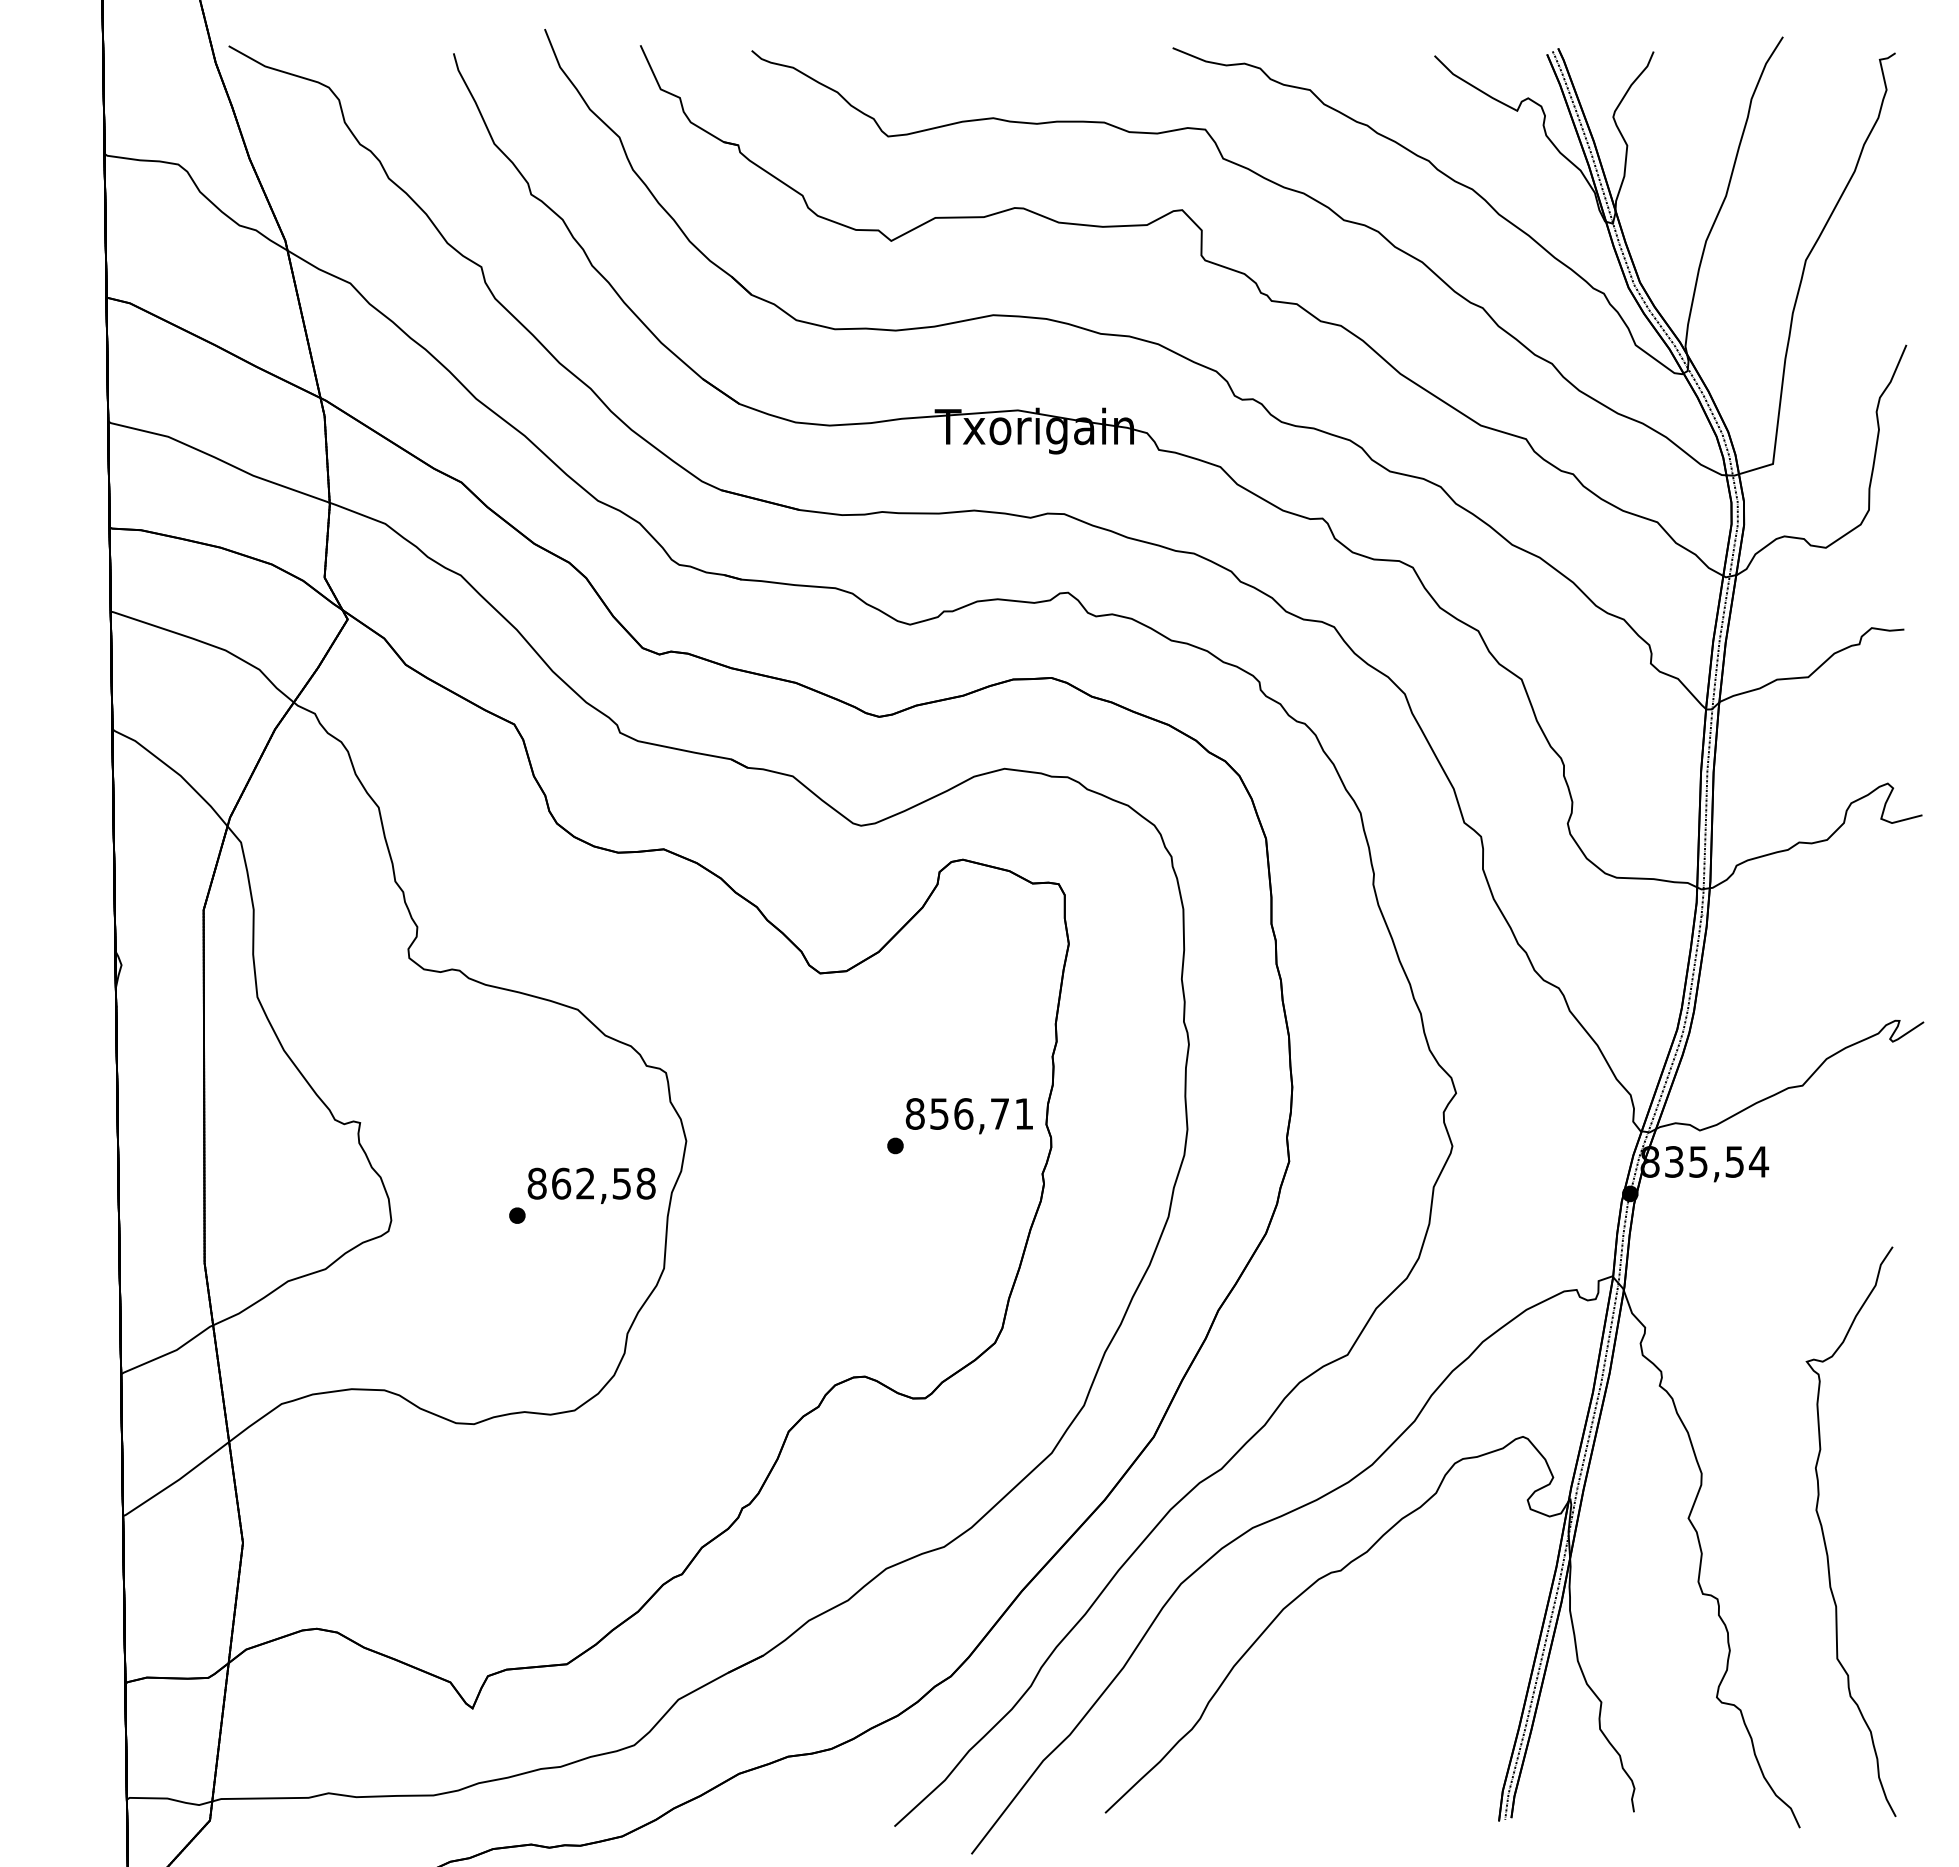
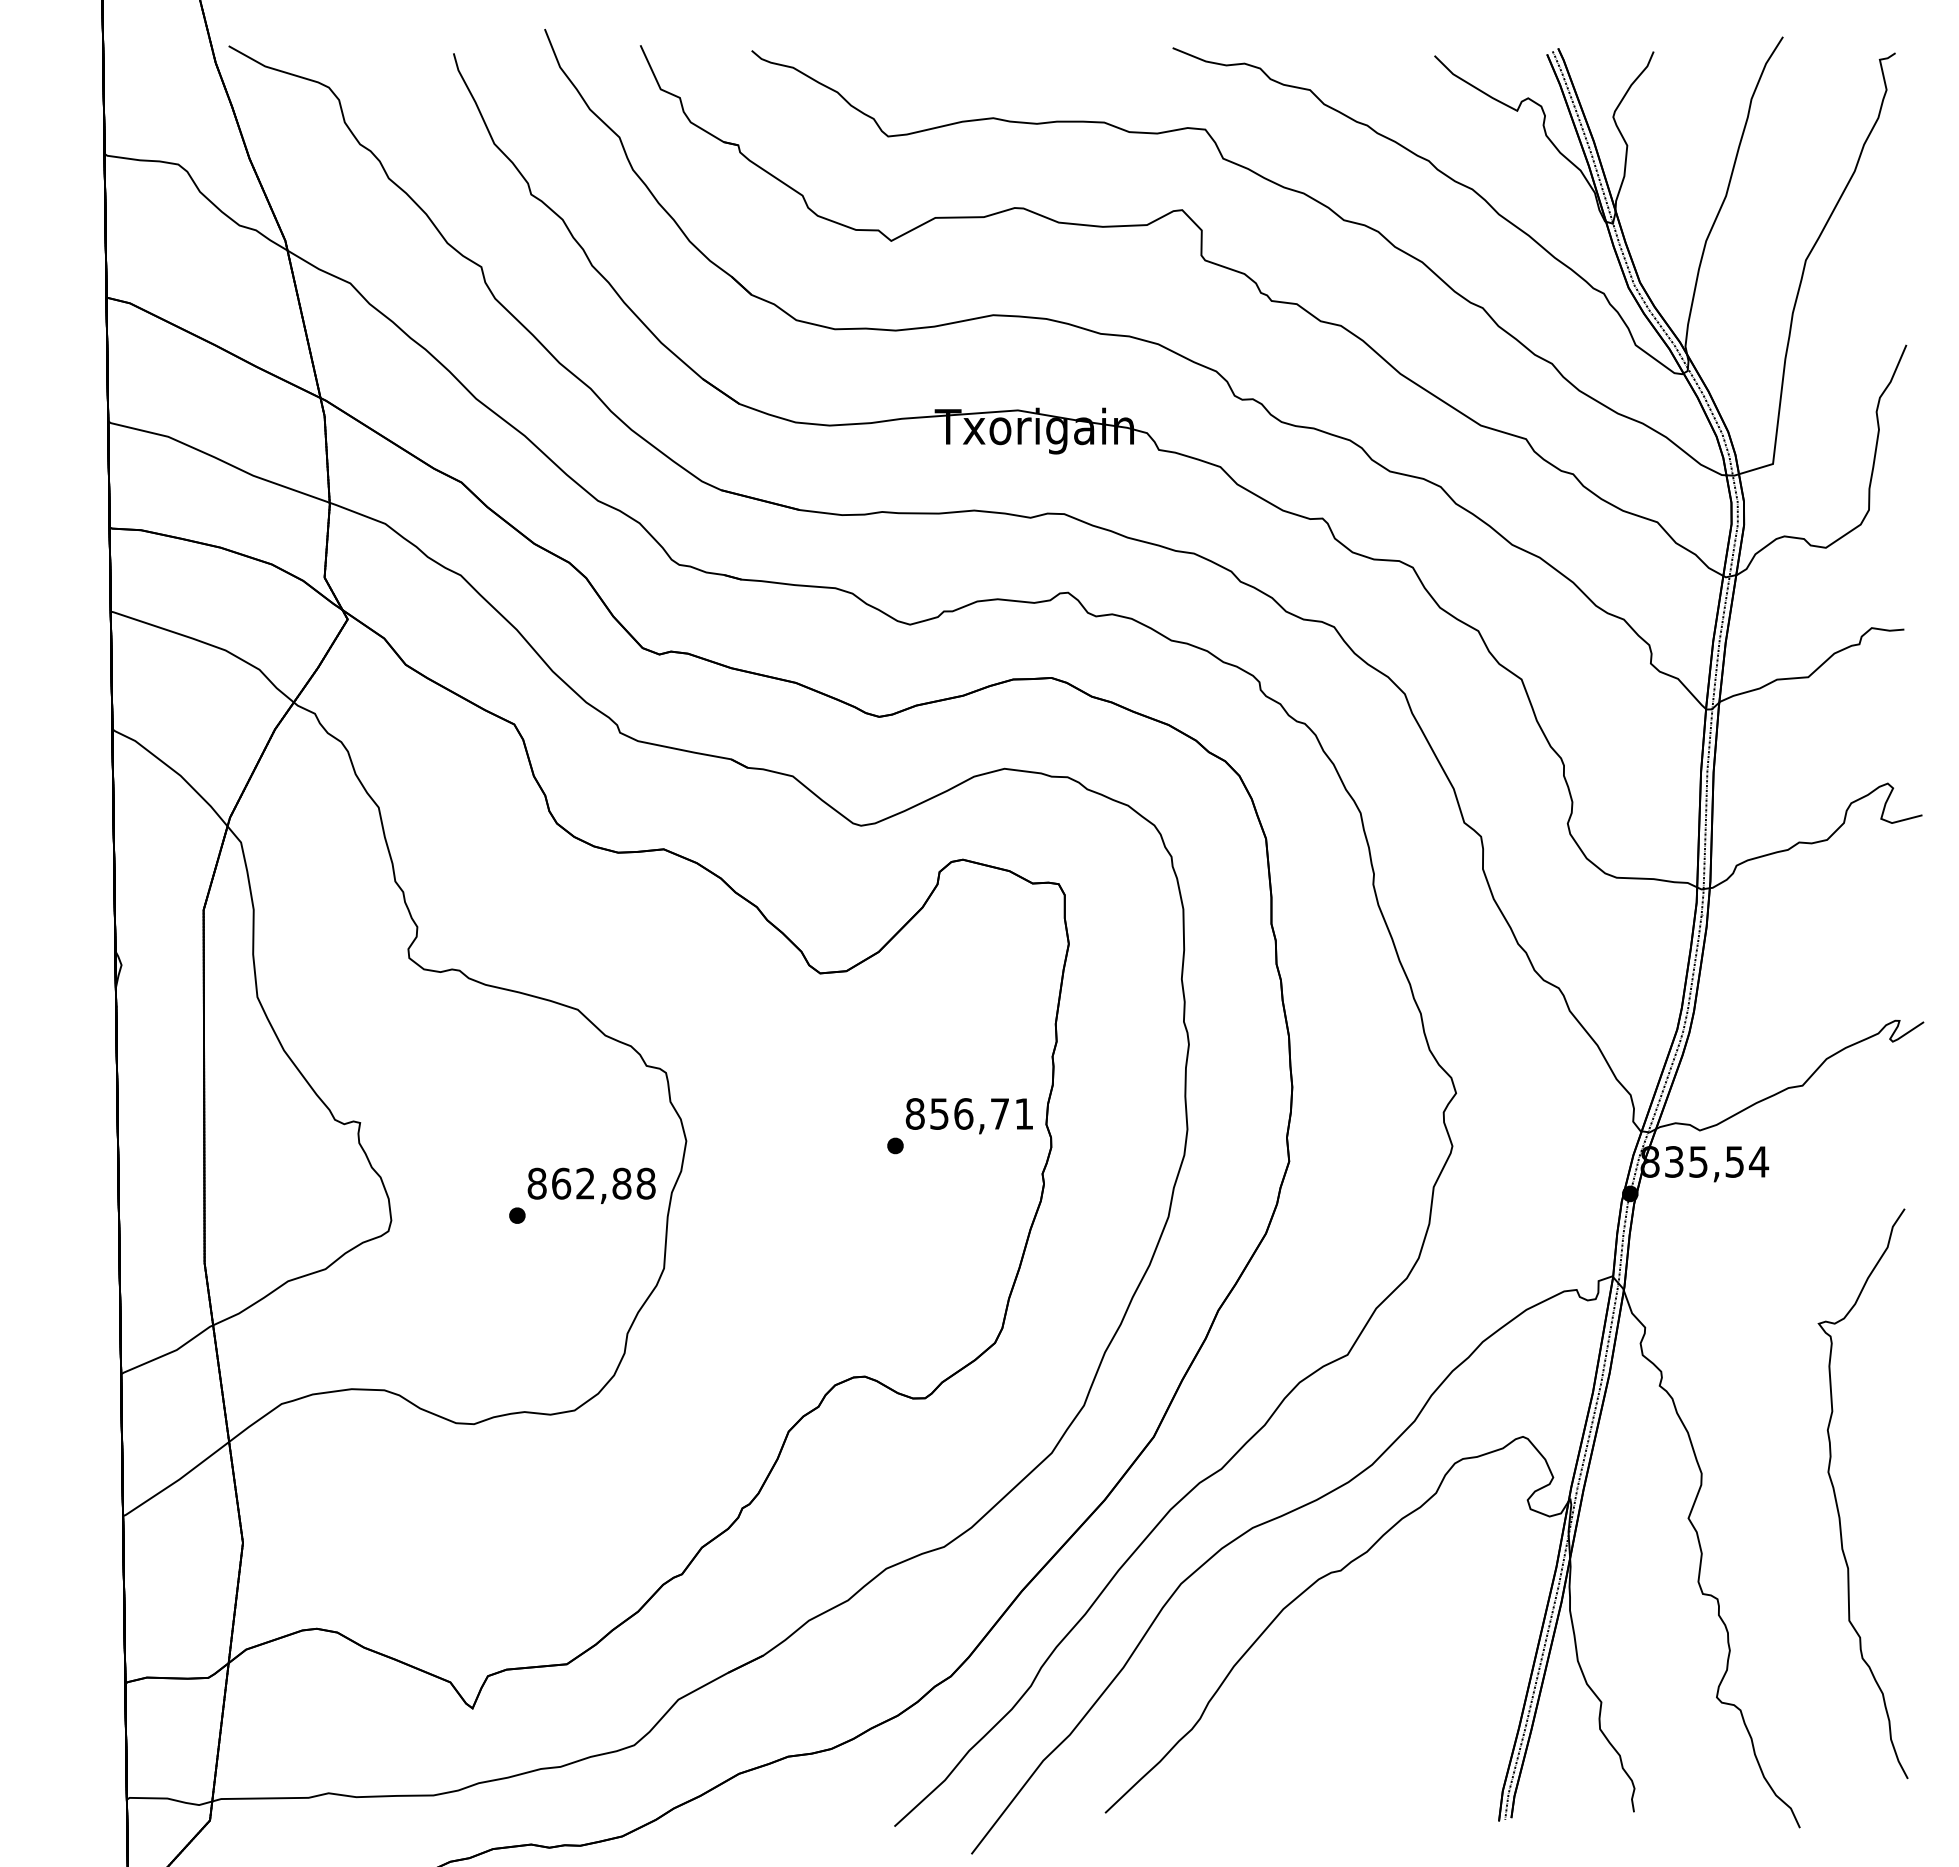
text: 862,58 -> 862,88 (621, 1183)
part position: (1824, 1534) -> (1836, 1496) (1836, 1496)
